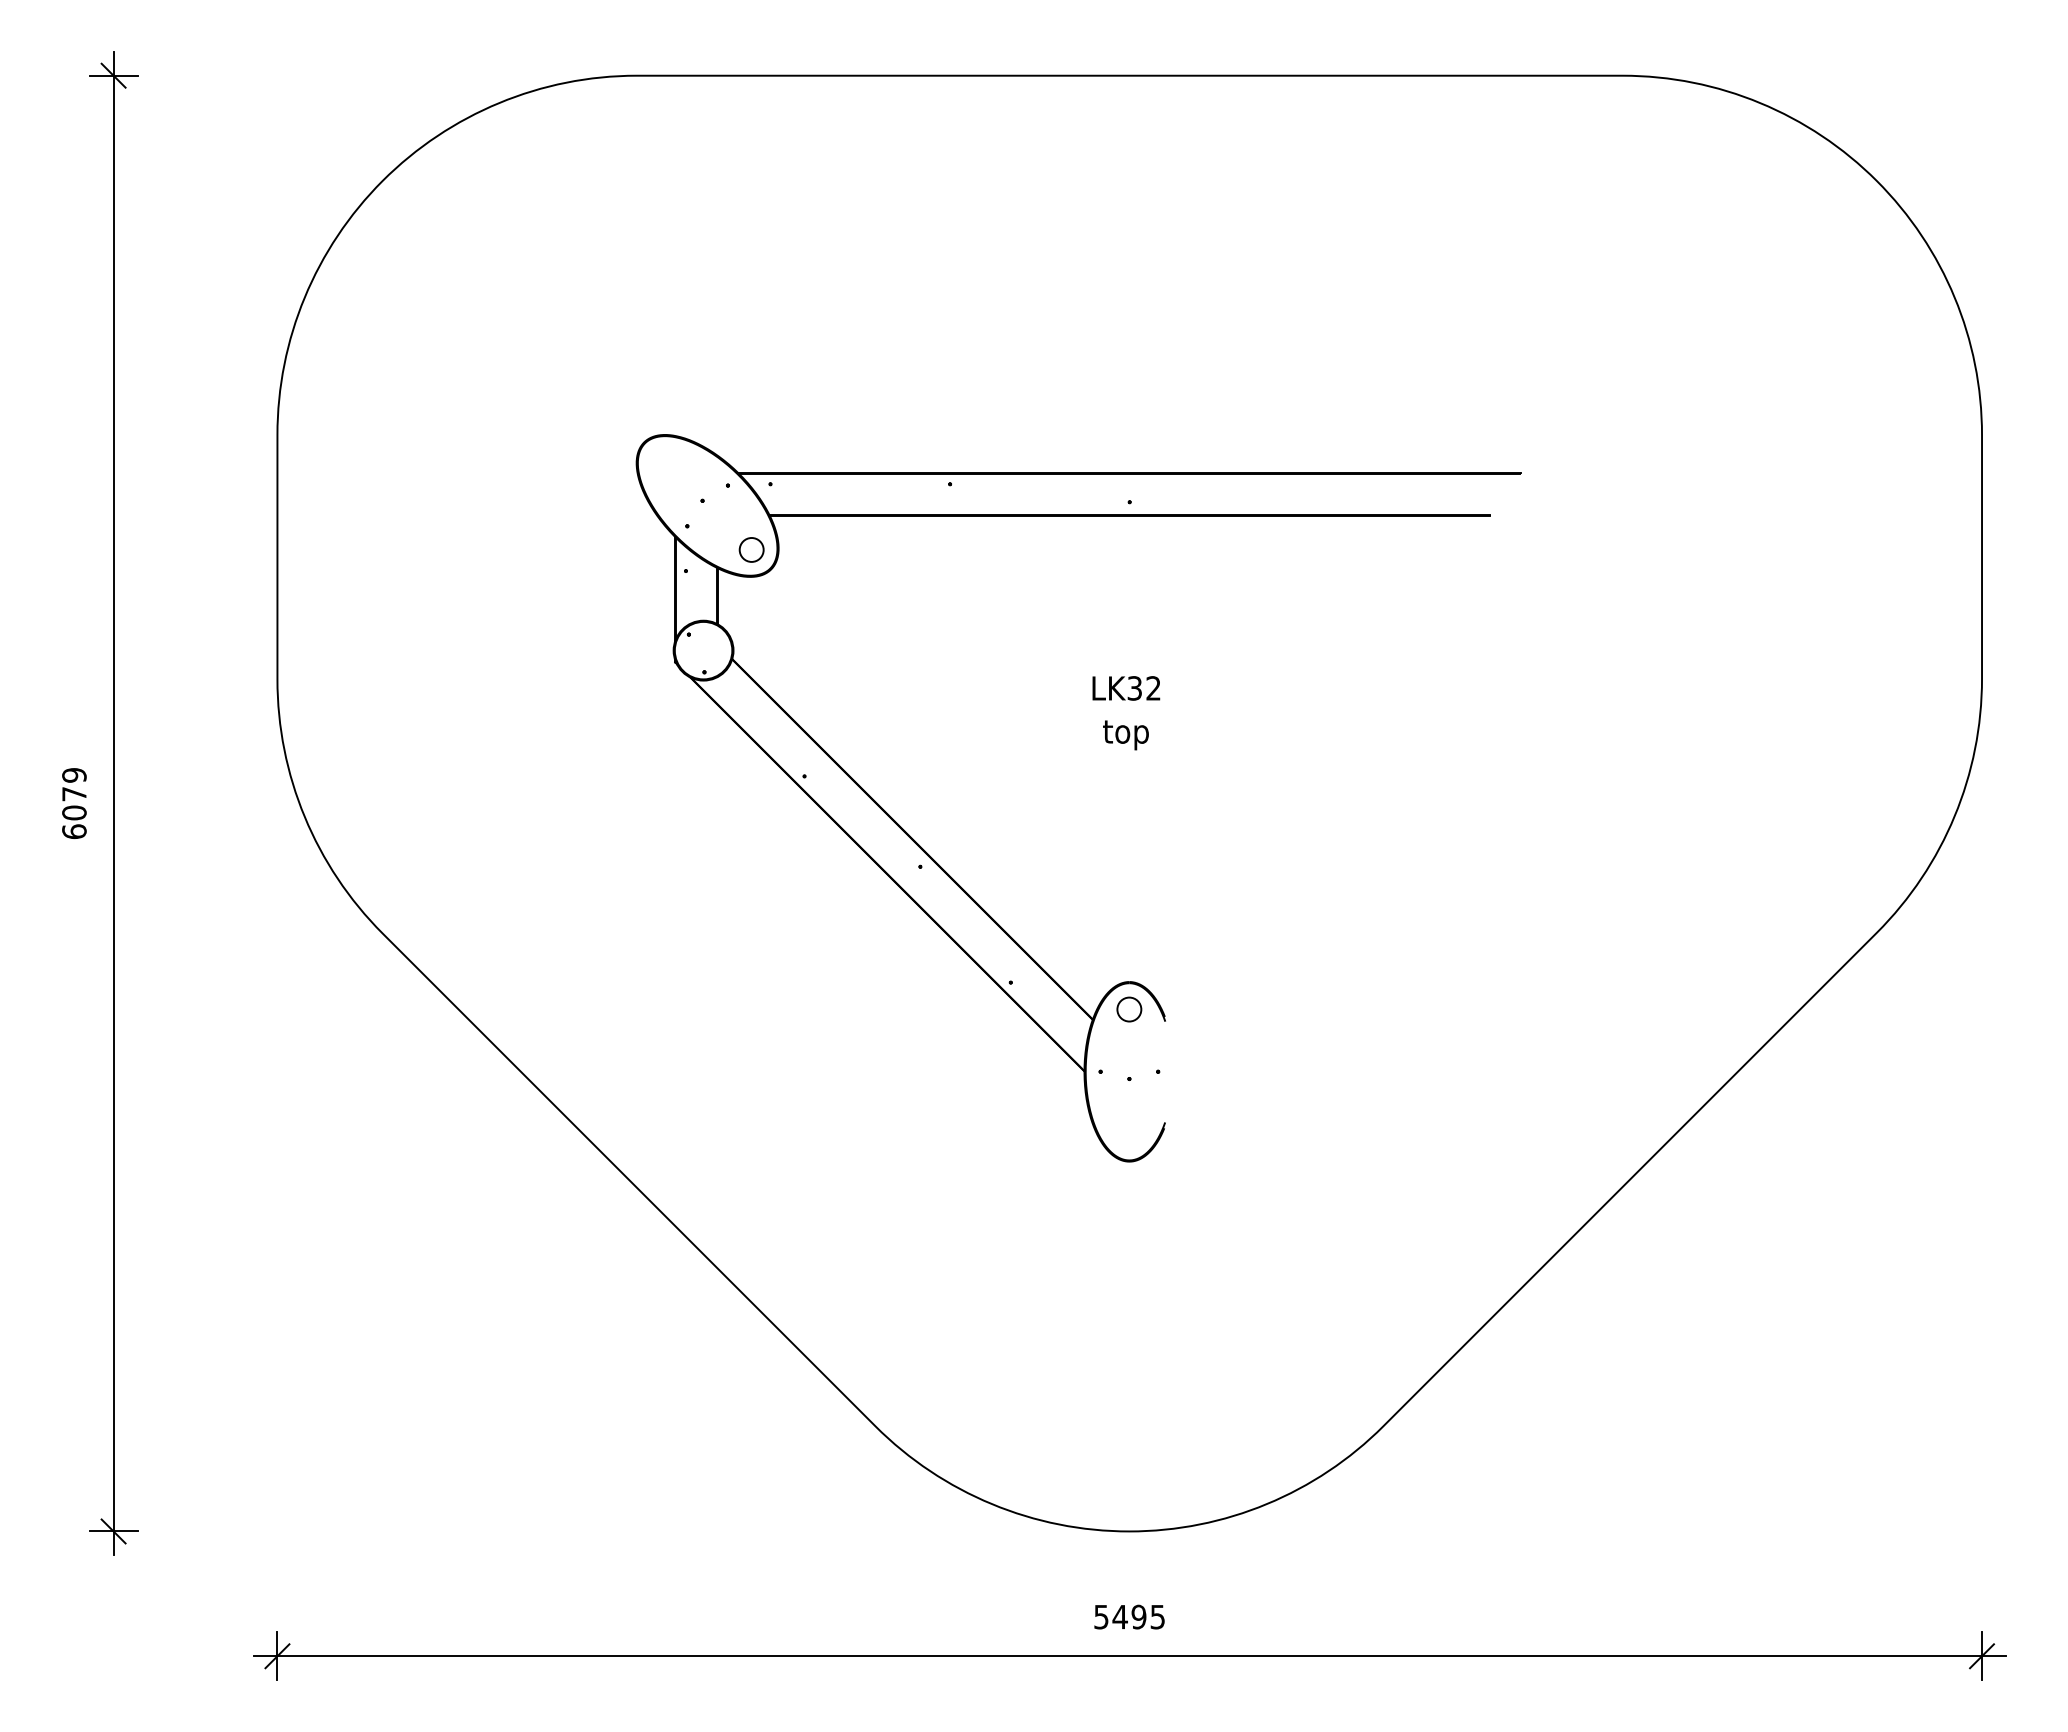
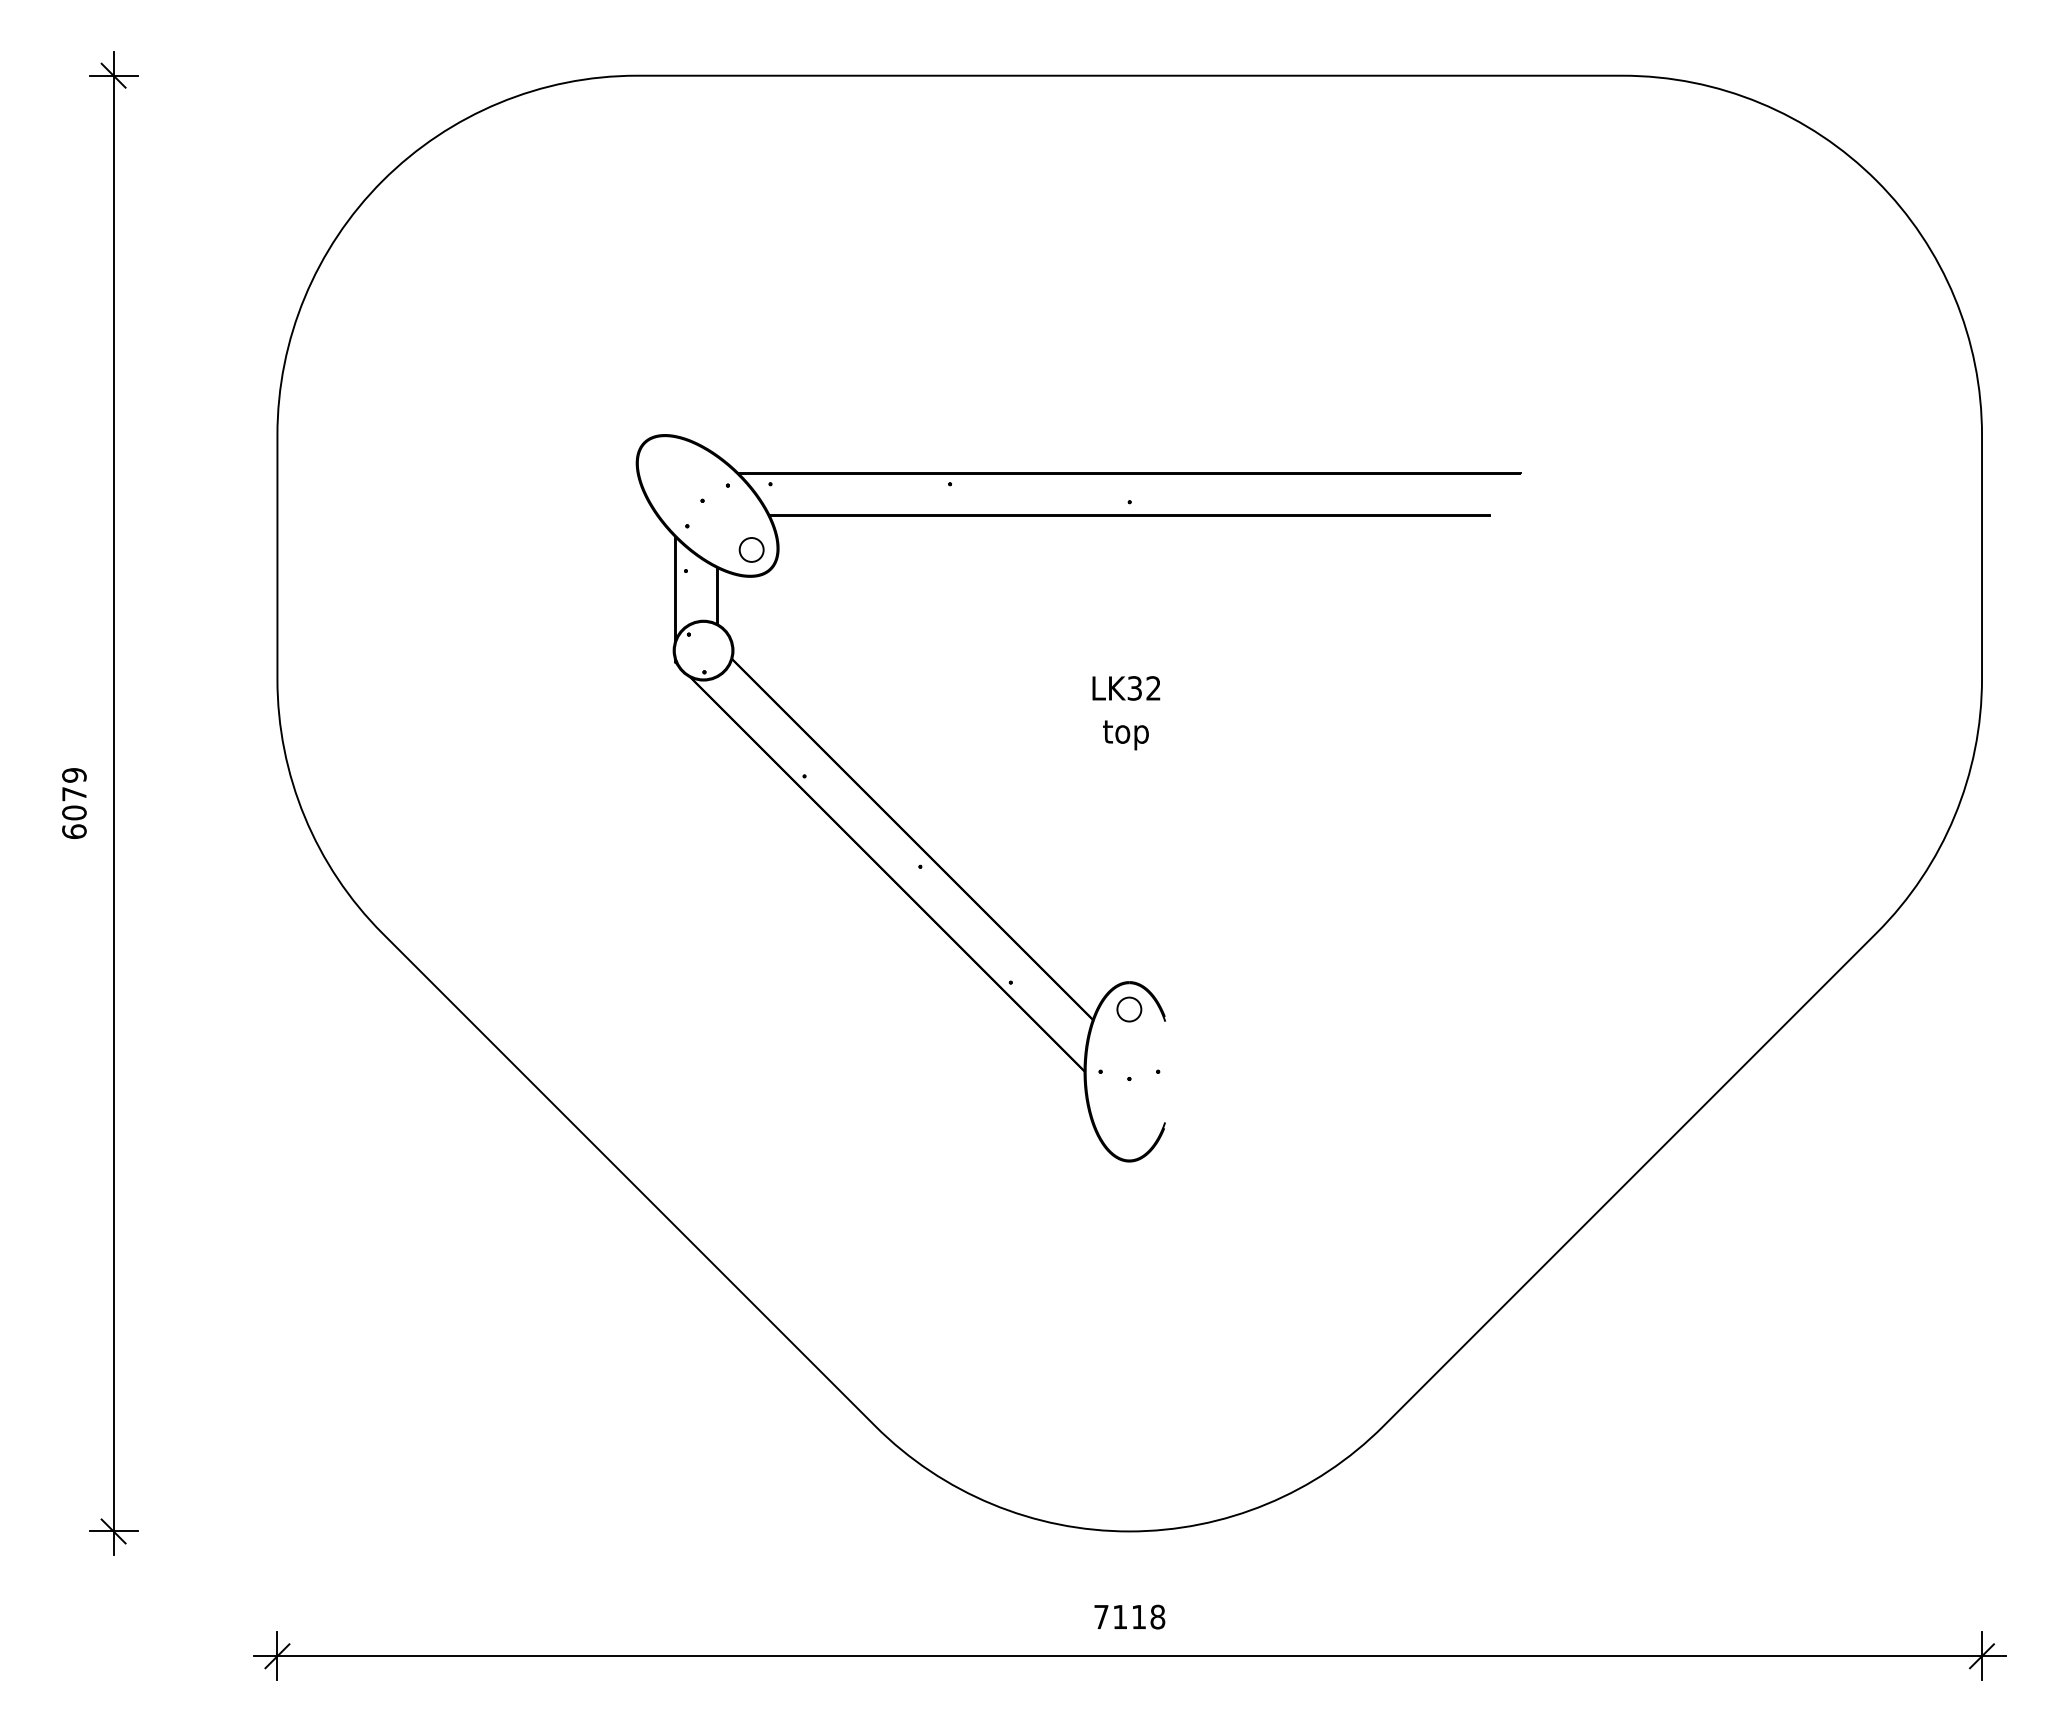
text: 5495 -> 7118 (1129, 1616)
